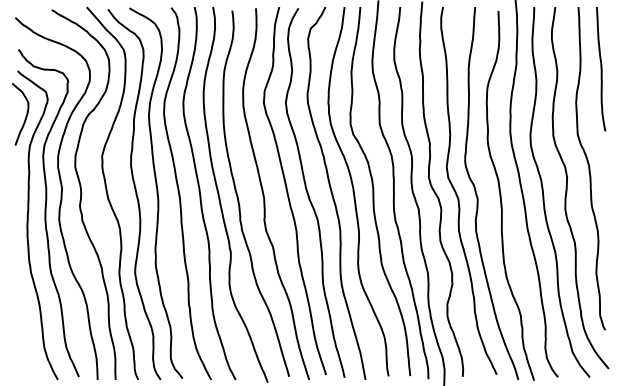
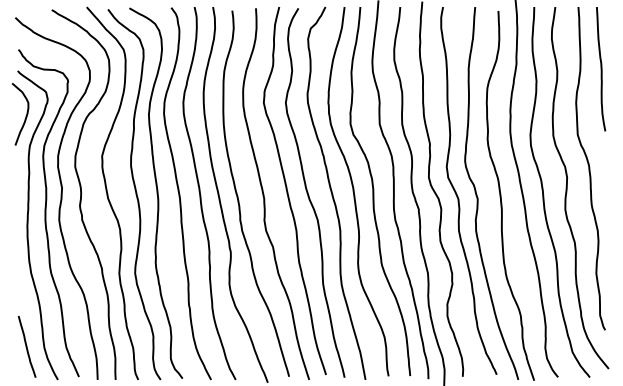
line: none -> present (26, 346)
